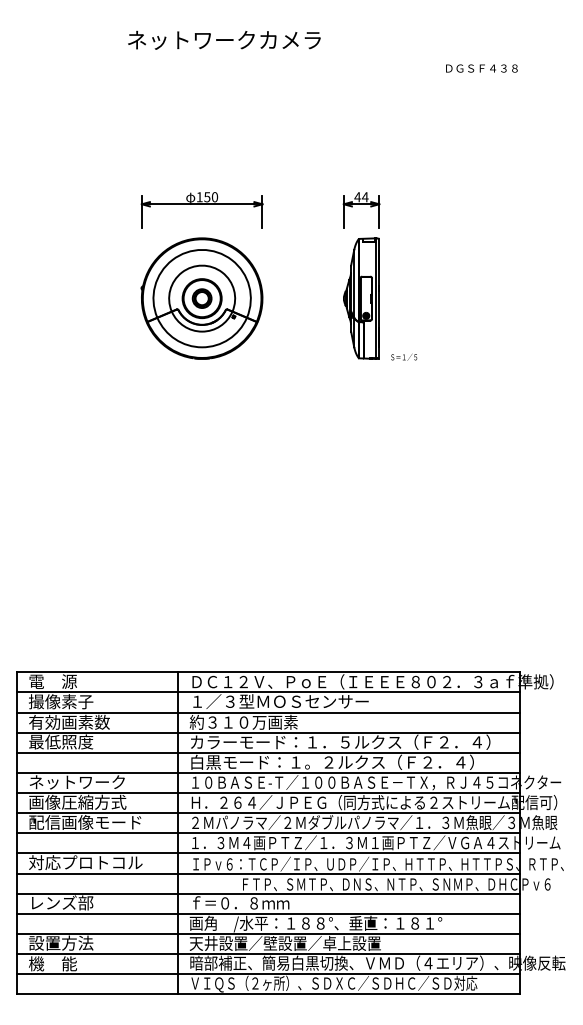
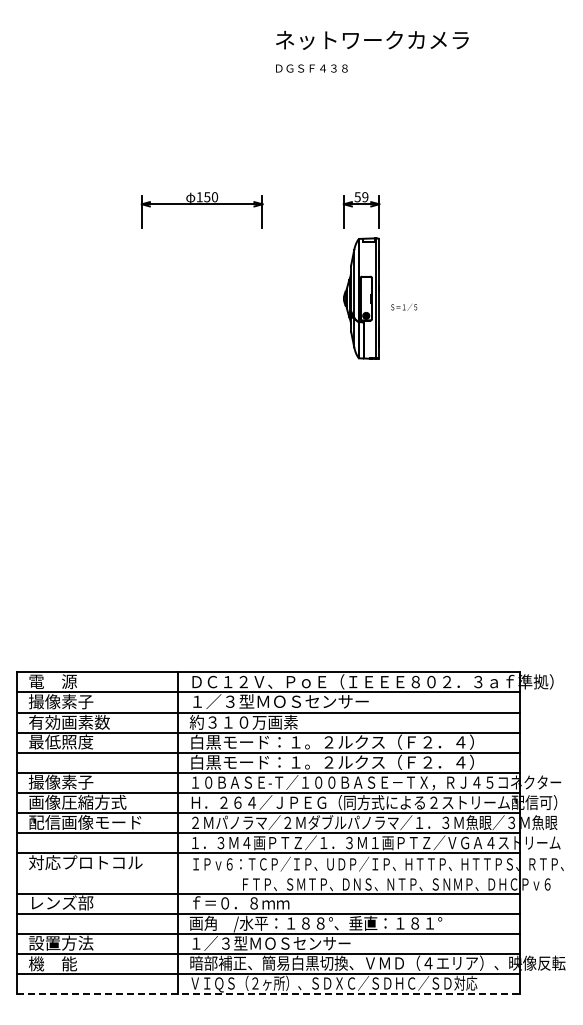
text position: (224, 39) -> (372, 39) (372, 39)
text position: (481, 68) -> (311, 68) (311, 68)
text: 44 -> 59 (361, 197)
part: present -> none (201, 298)
text position: (404, 356) -> (404, 306) (404, 306)
text: カラーモード：１．５ルクス（Ｆ２．４） -> 白黒モード：１。２ルクス（Ｆ２．４） (340, 741)
text: ネットワーク -> 撮像素子 (76, 781)
line: present -> none (268, 873)
text: 天井設置／壁設置／卓上設置 -> １／３型ＭＯＳセンサー (284, 942)
line: solid -> dashed (268, 994)
